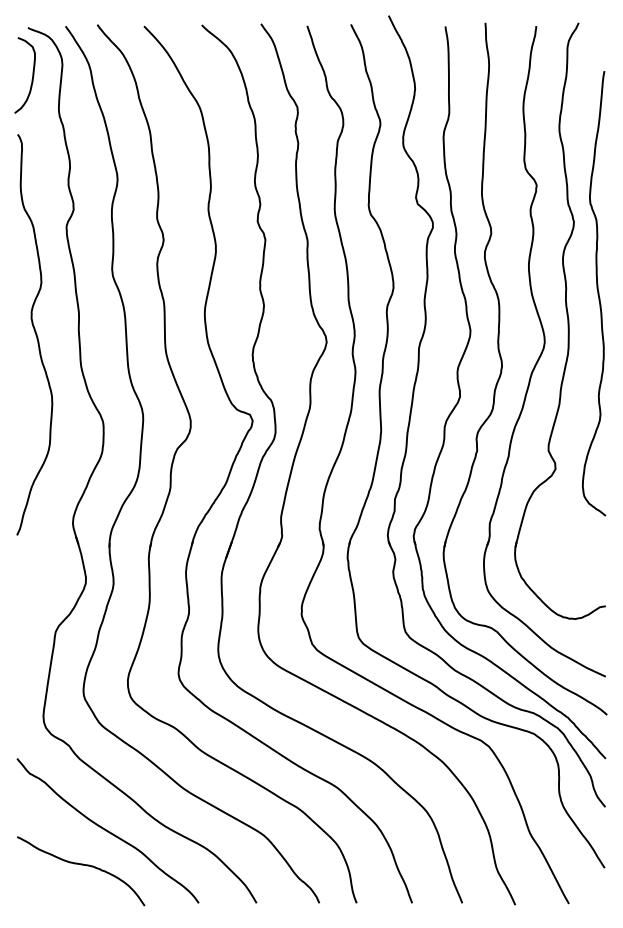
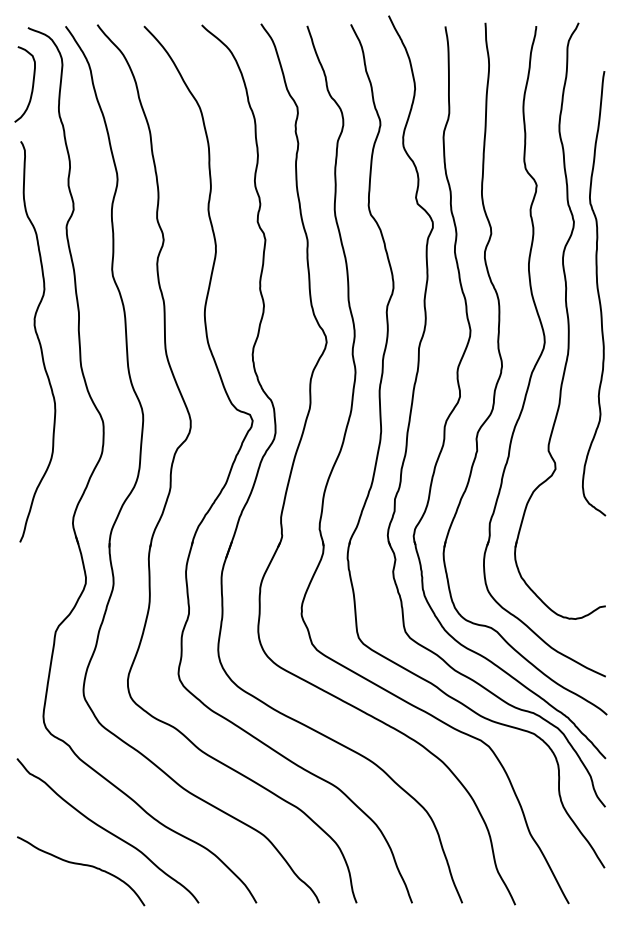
curve position: (32, 75) -> (32, 84) (32, 84)
curve position: (35, 334) -> (38, 341) (38, 341)
